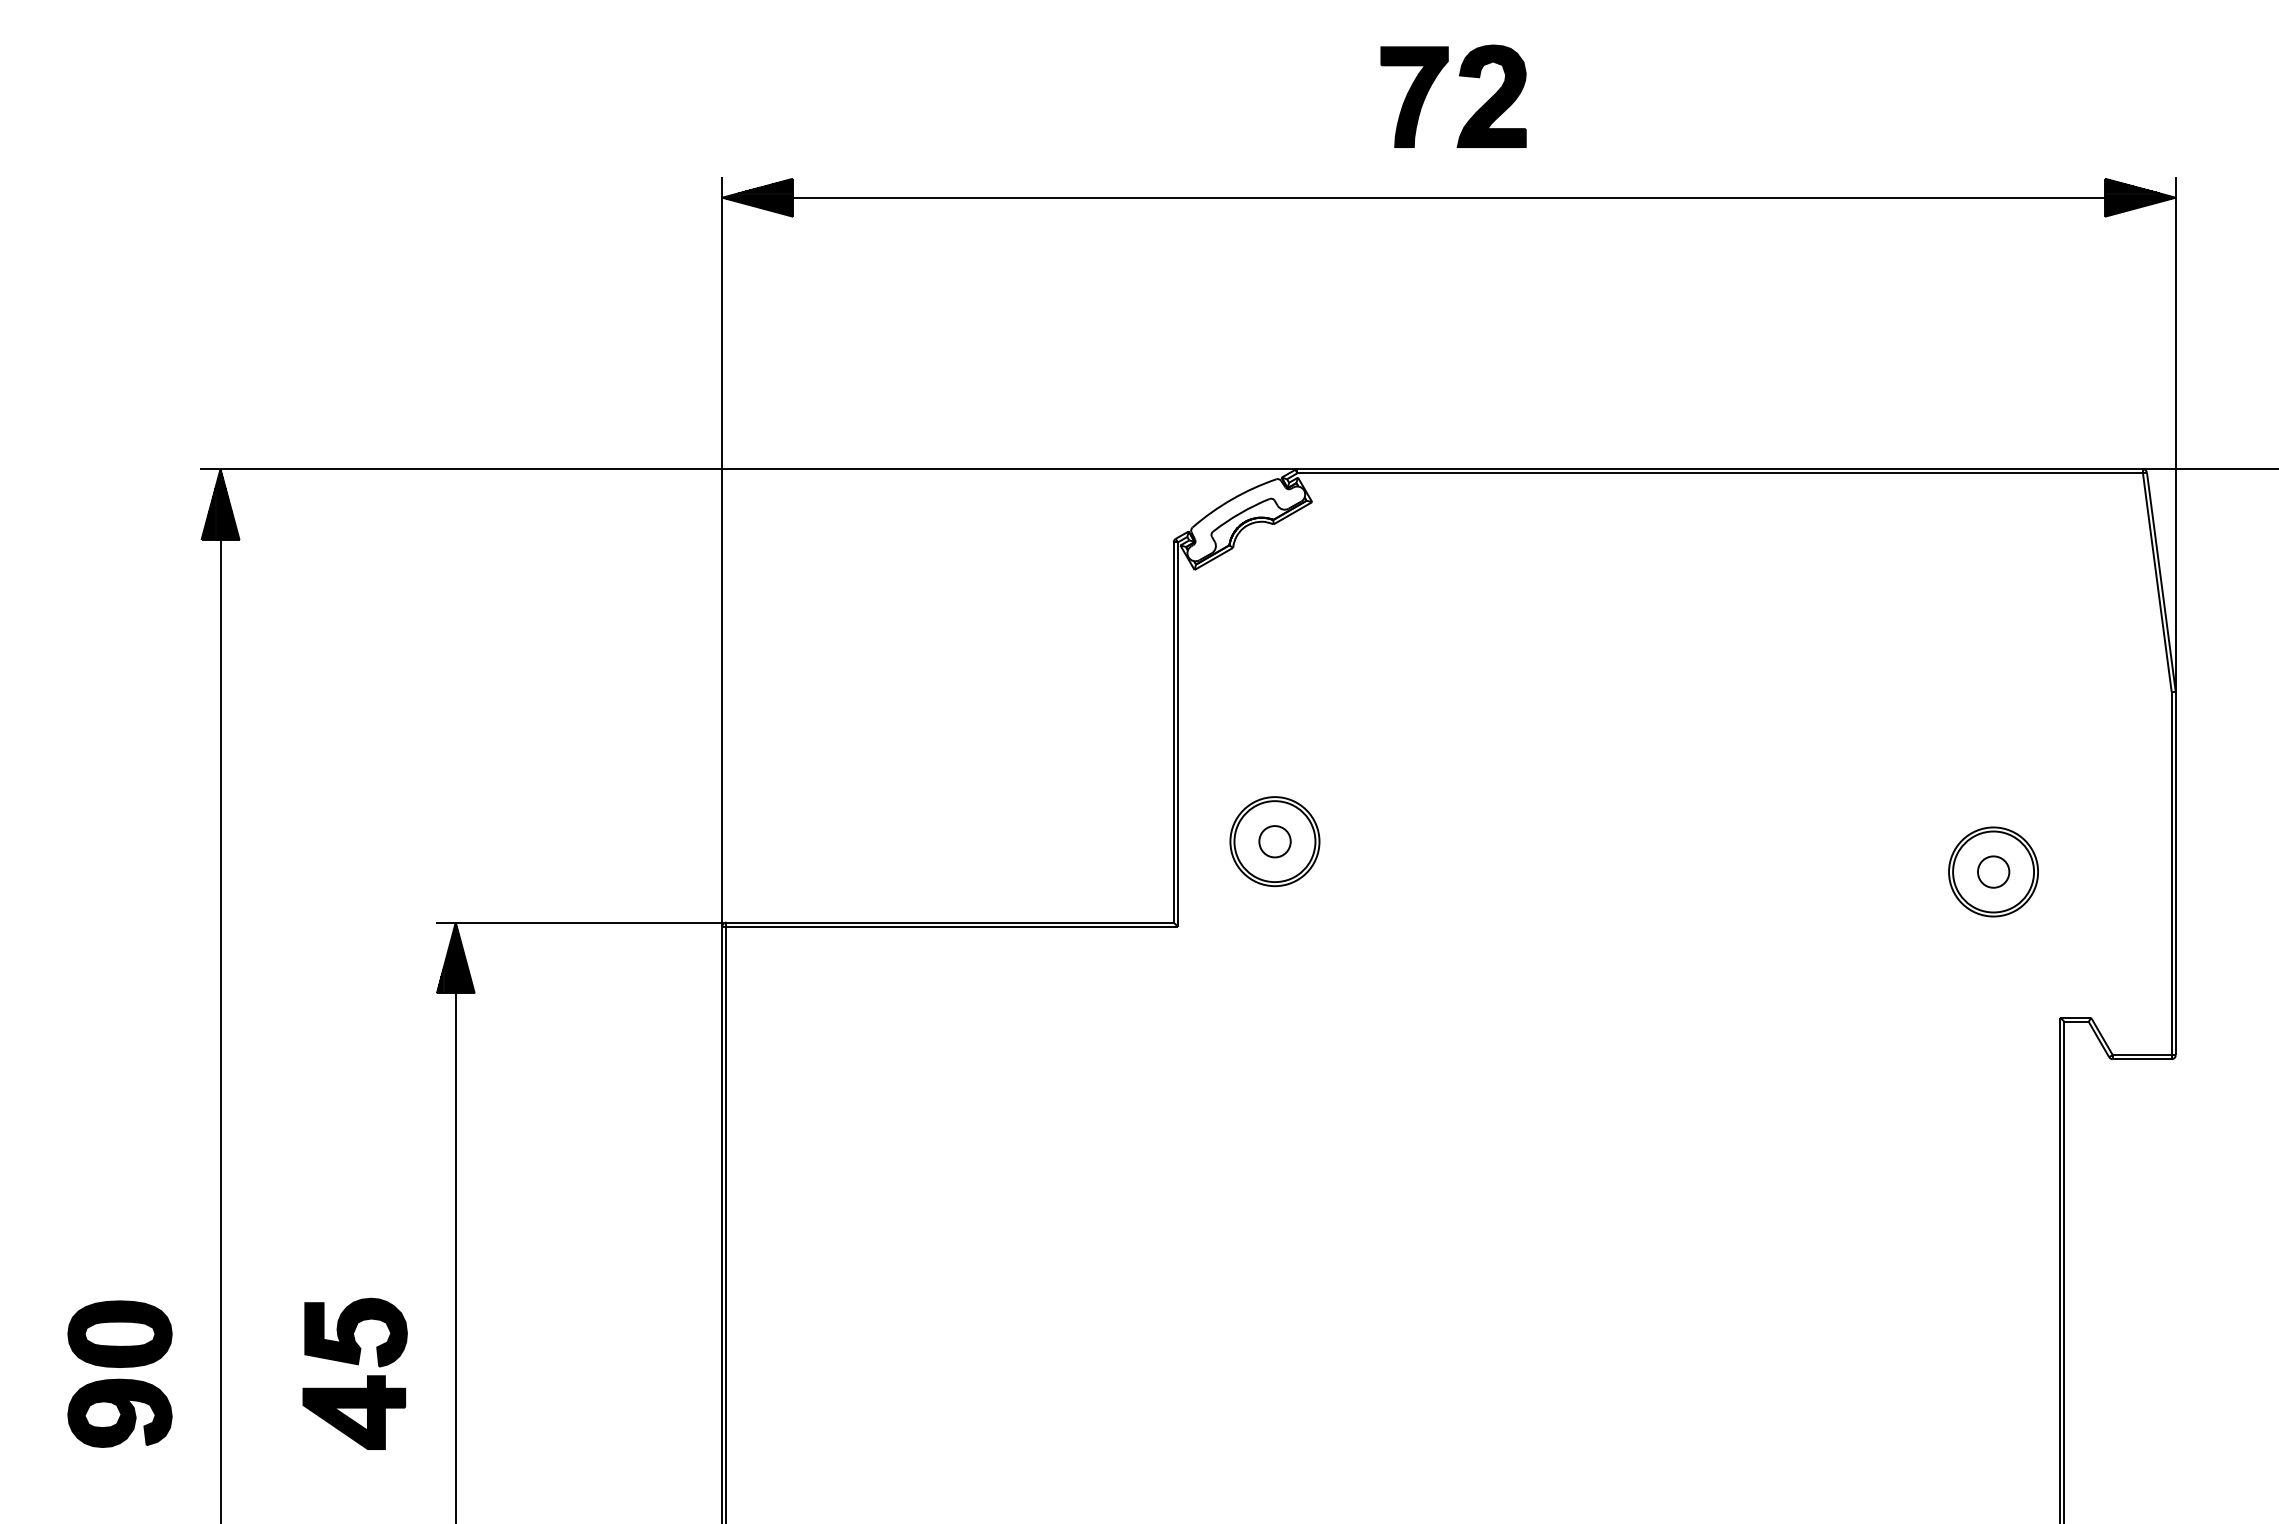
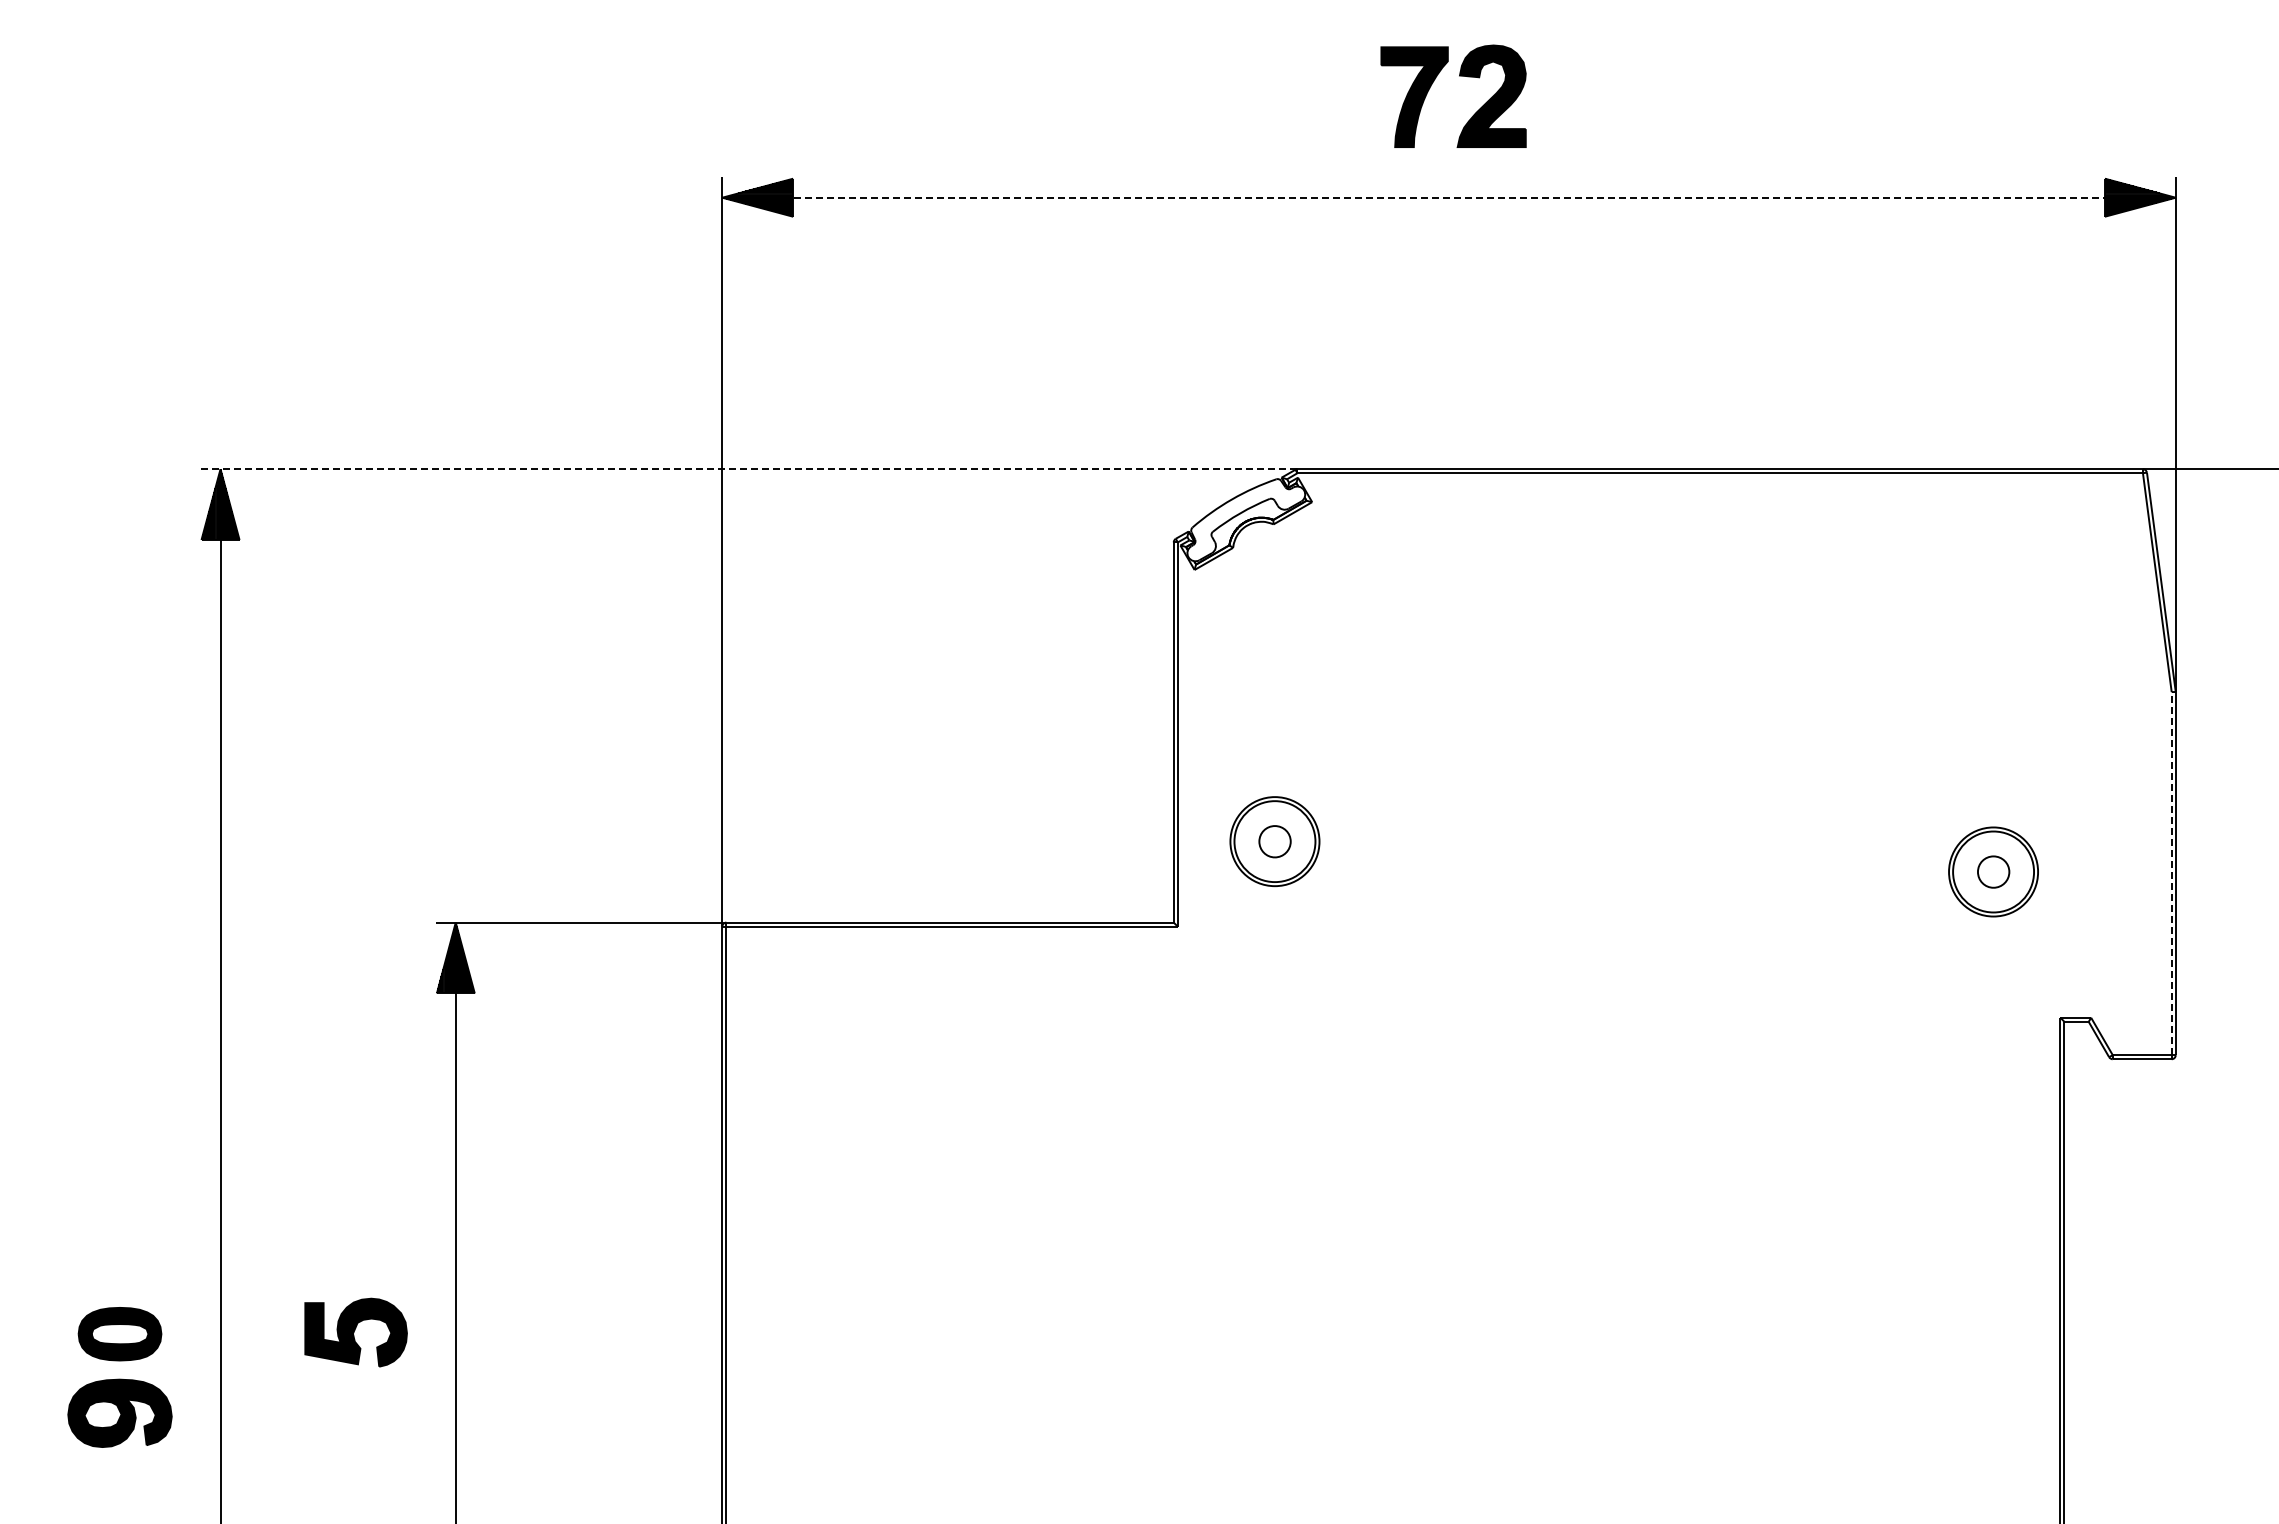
line: solid -> dashed (1449, 197)
line: solid -> dashed (748, 469)
line: solid -> dashed (2171, 873)
part size: 106x68 px -> 86x55 px (119, 1334)
part: present -> none (353, 1412)
